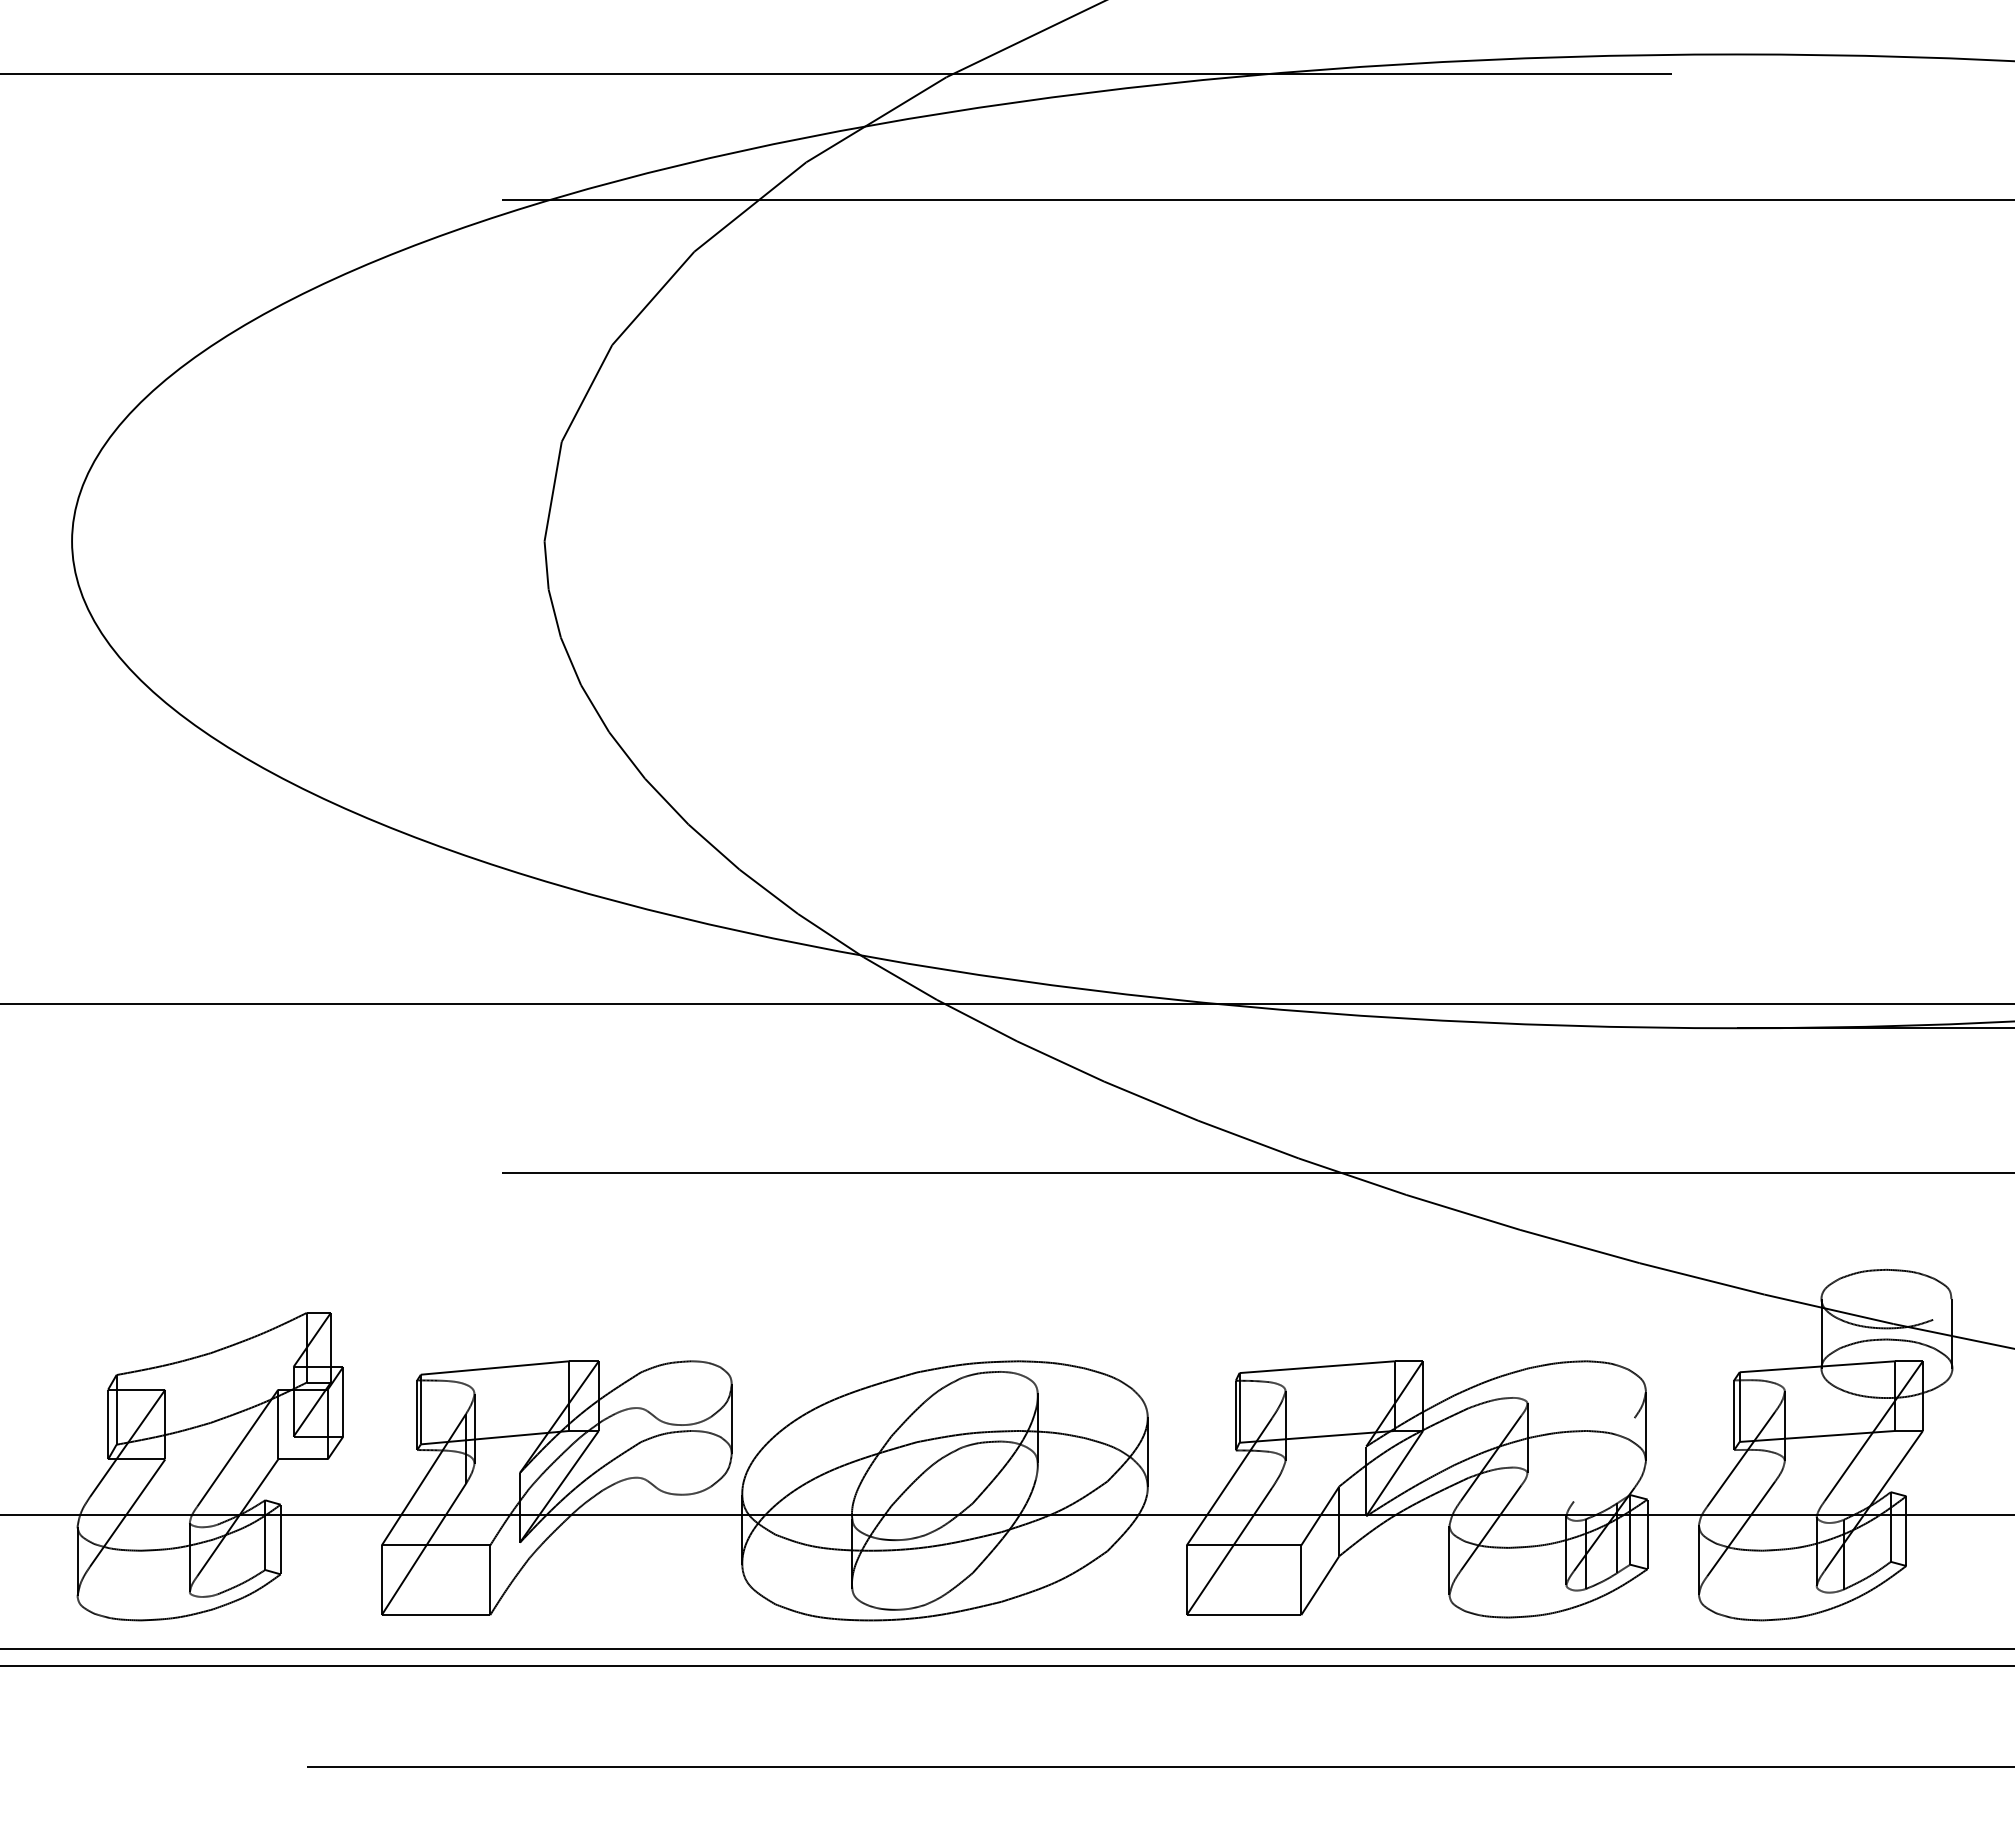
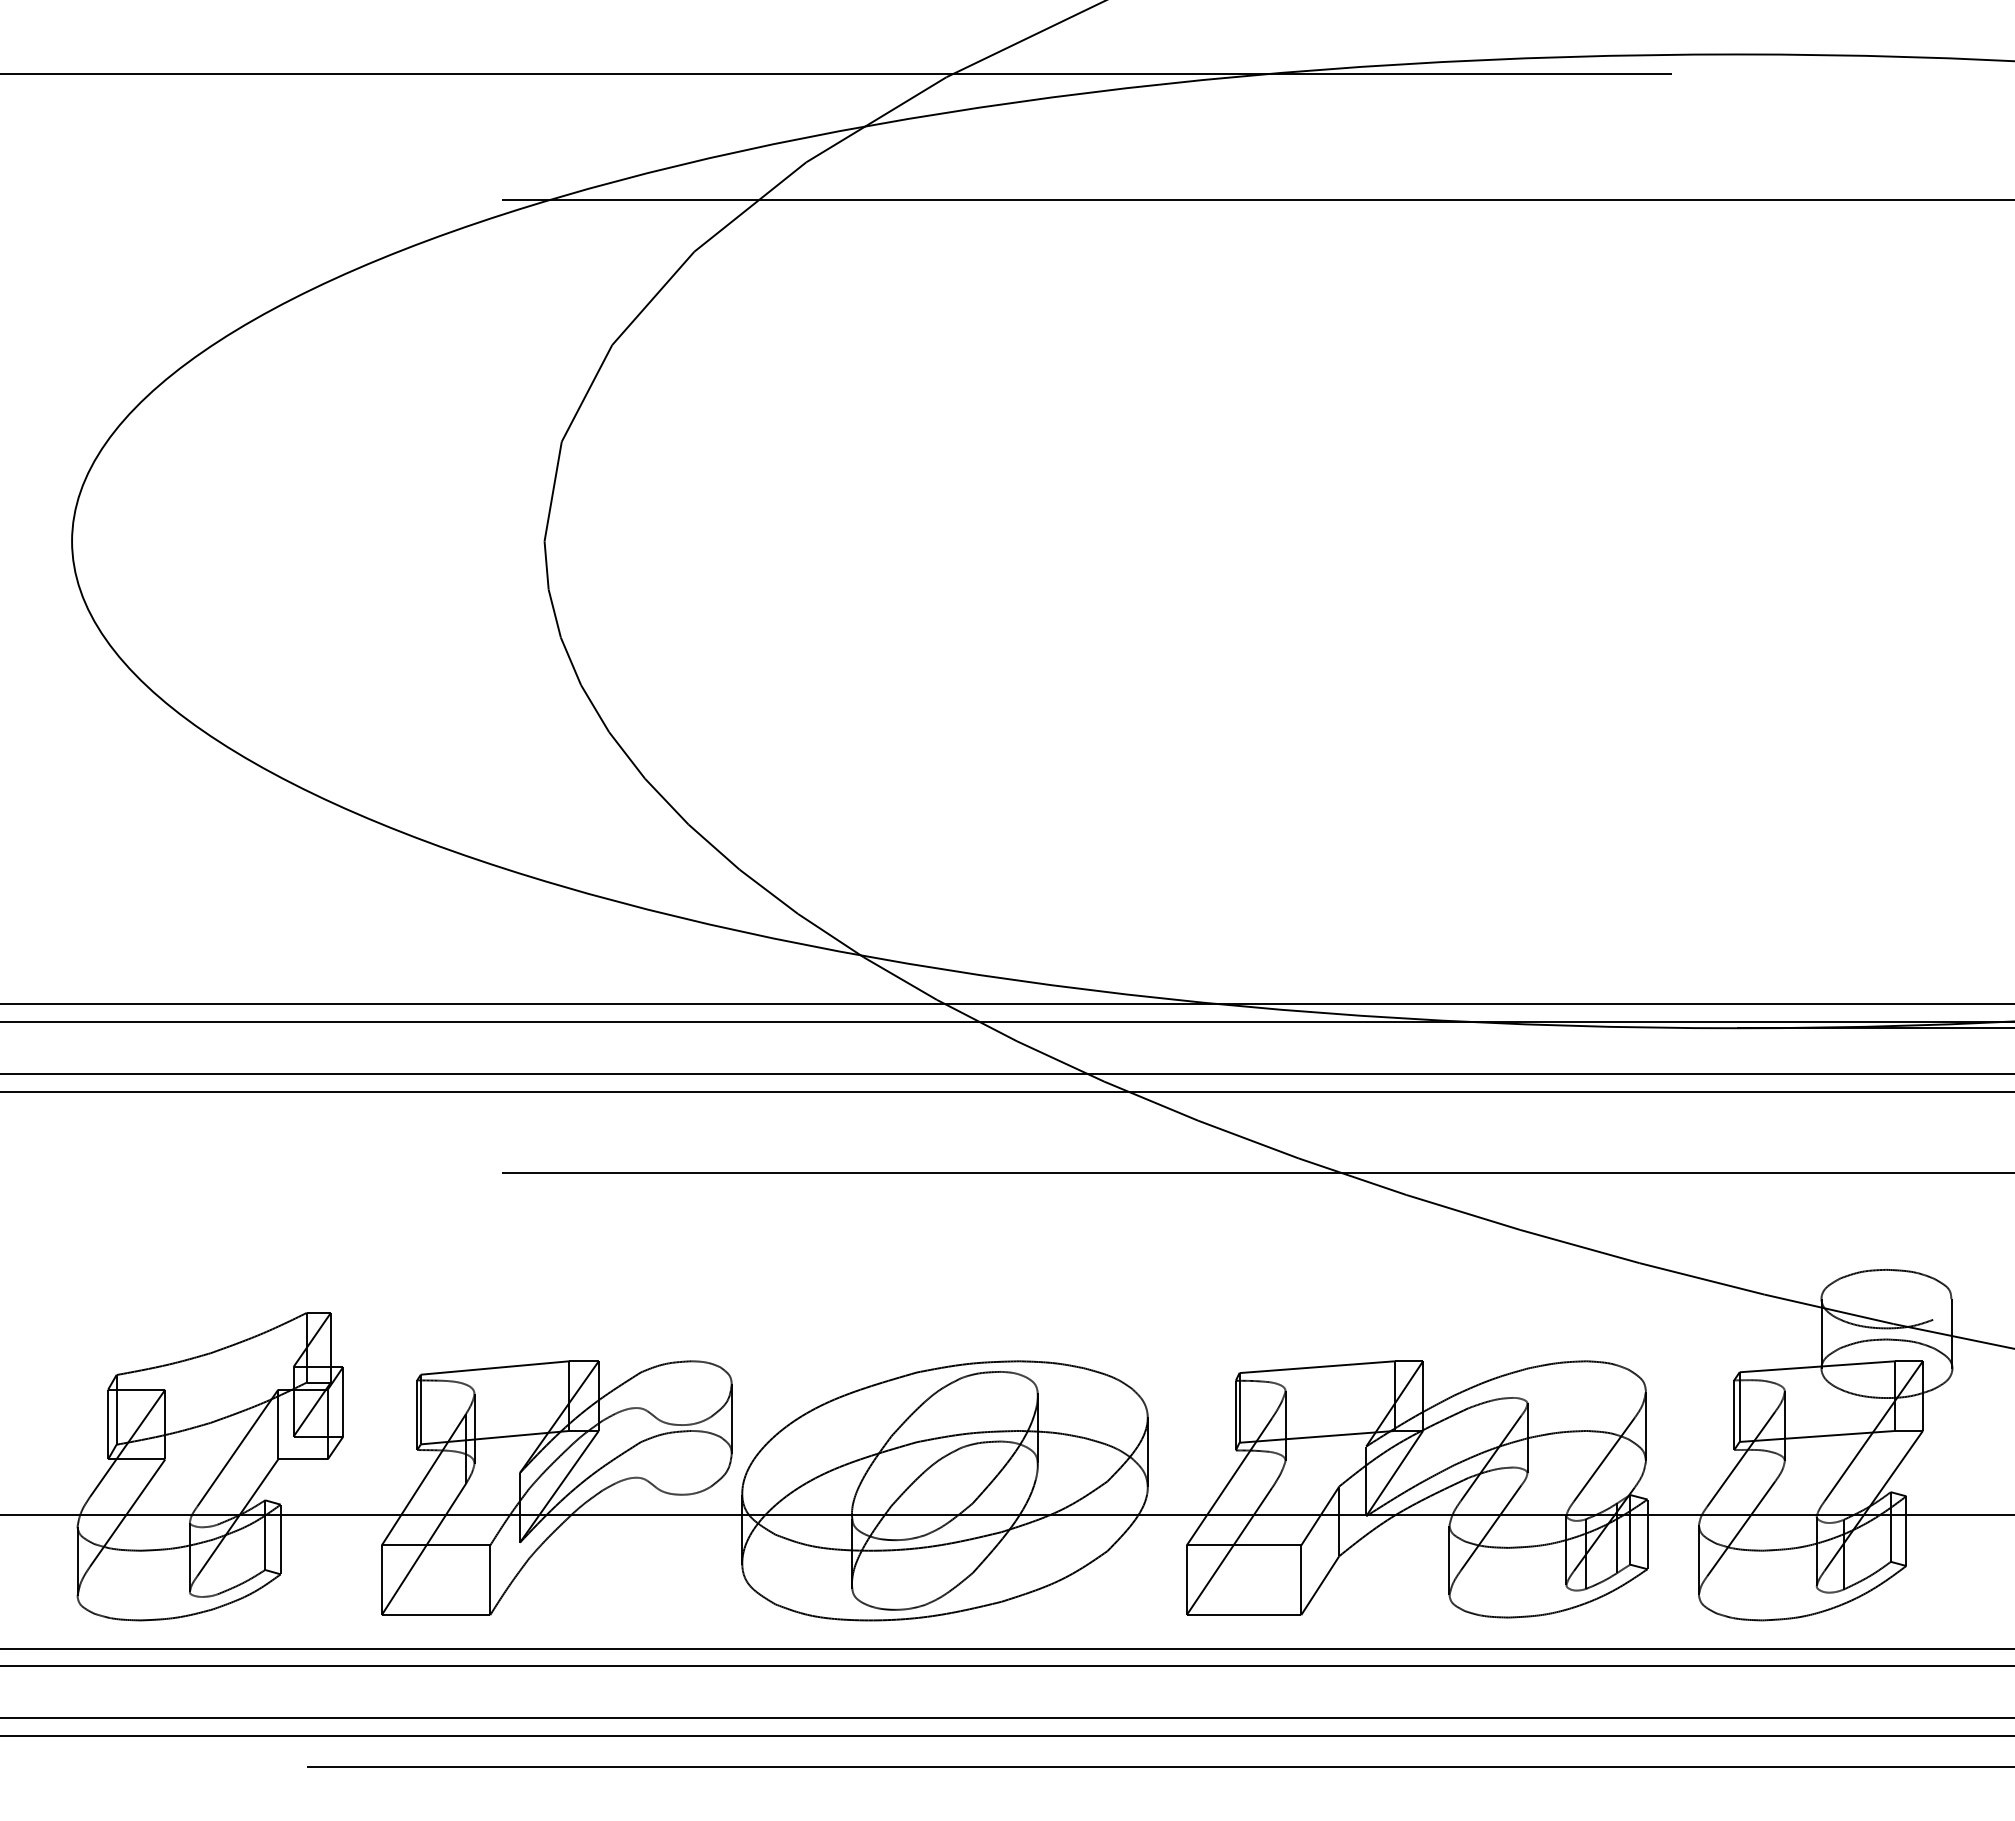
line: none -> present (1006, 1021)
line: none -> present (1006, 1074)
line: none -> present (1006, 1091)
line: none -> present (1603, 1459)
line: none -> present (1006, 1718)
line: none -> present (1006, 1735)
